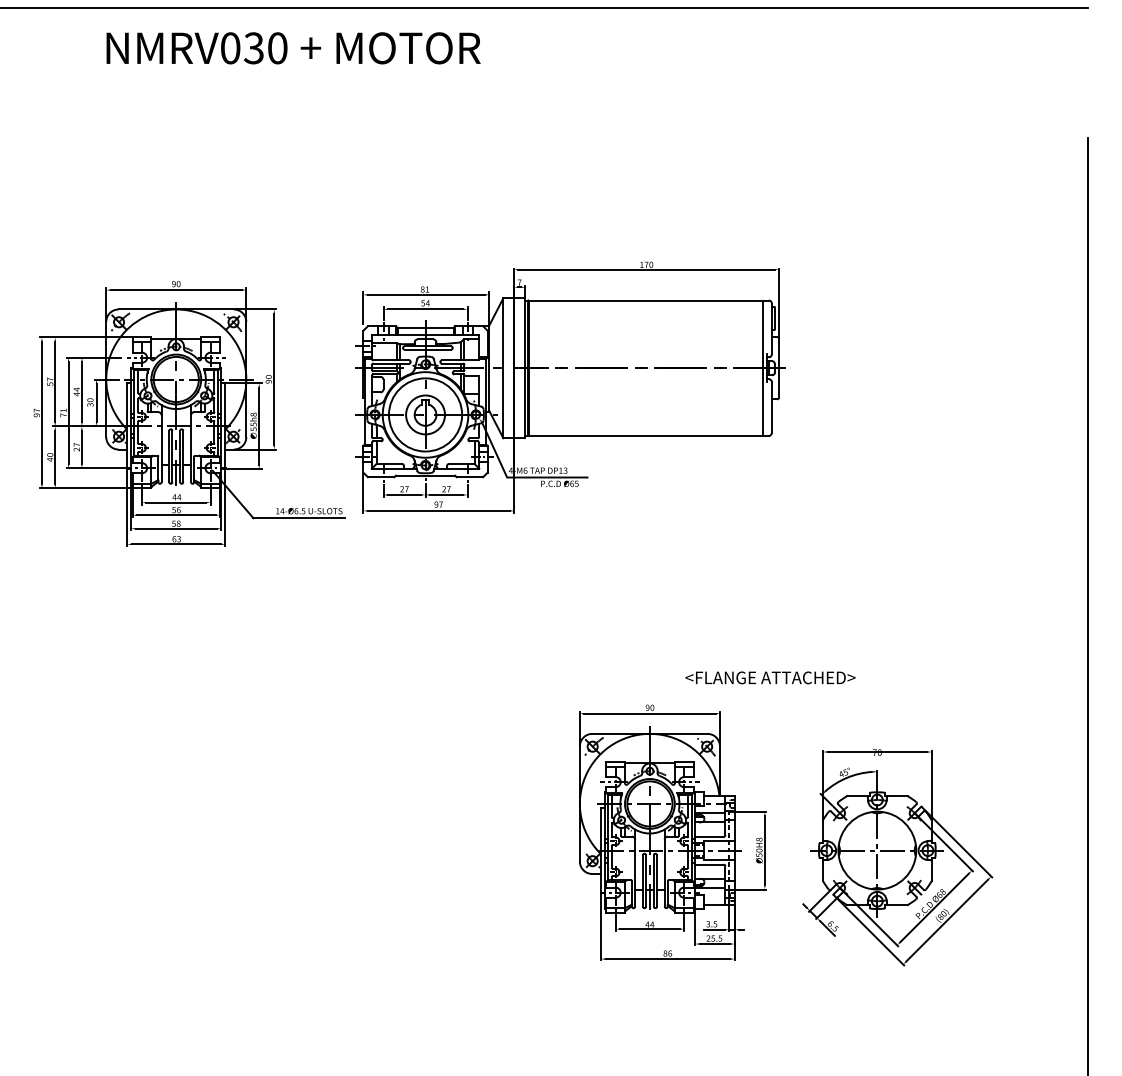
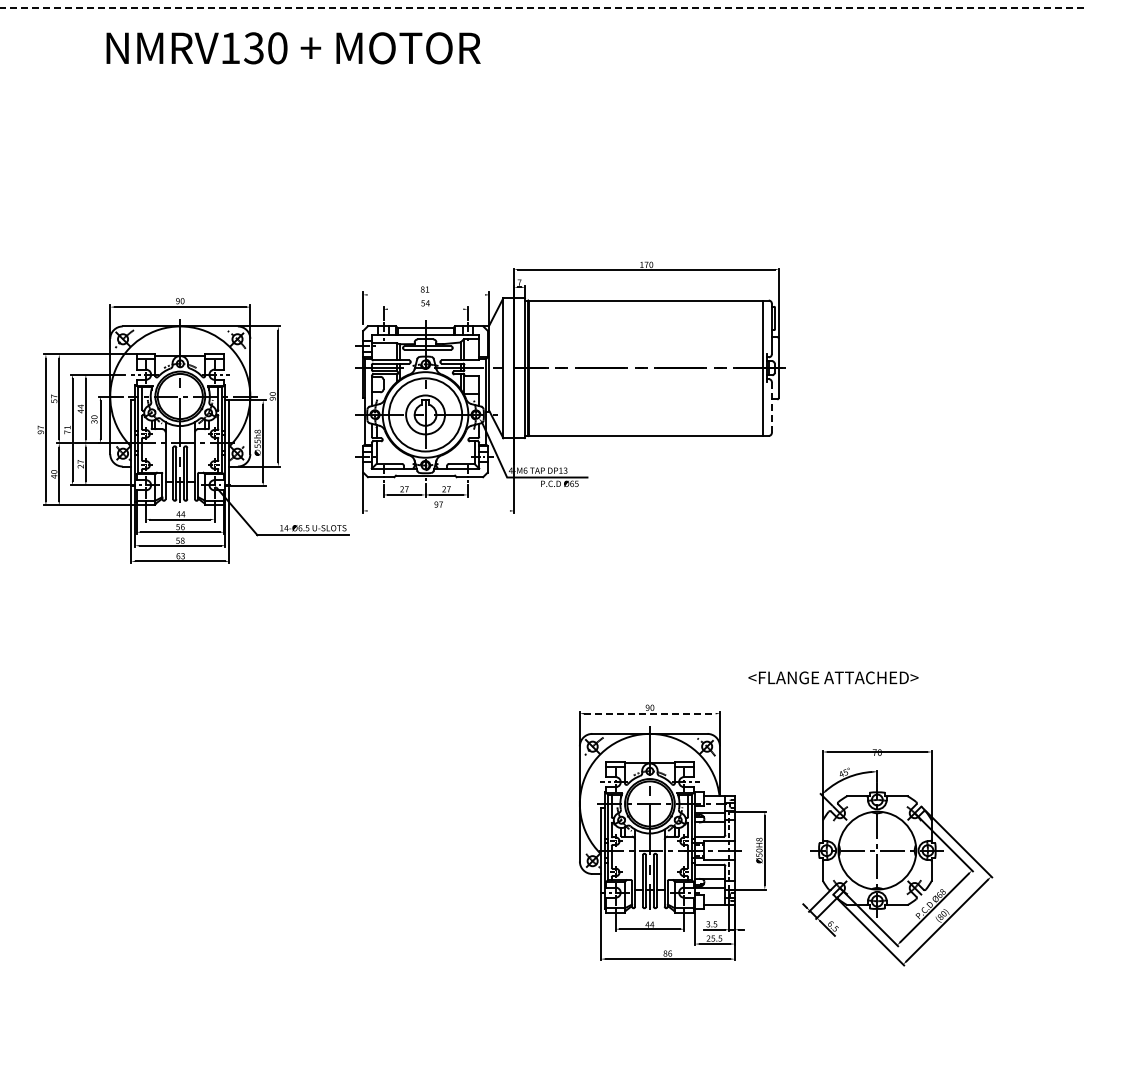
line: solid -> dashed (544, 8)
text: NMRV030 -> NMRV130 (230, 48)
line: present -> none (426, 294)
line: present -> none (425, 309)
line: solid -> dashed (771, 408)
part position: (189, 413) -> (193, 430) (193, 430)
line: present -> none (438, 510)
line: present -> none (1088, 605)
text position: (770, 677) -> (833, 677) (833, 677)
line: solid -> dashed (649, 713)
